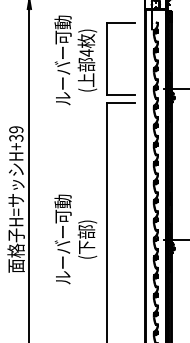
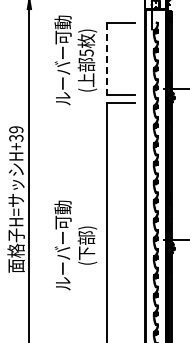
text: 4 -> 5 (86, 52)
line: solid -> dashed (107, 59)
text position: (75, 239) -> (75, 245) (75, 245)
